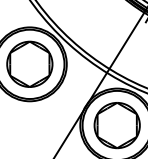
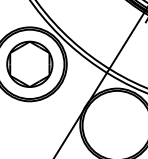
part: present -> none (116, 125)
